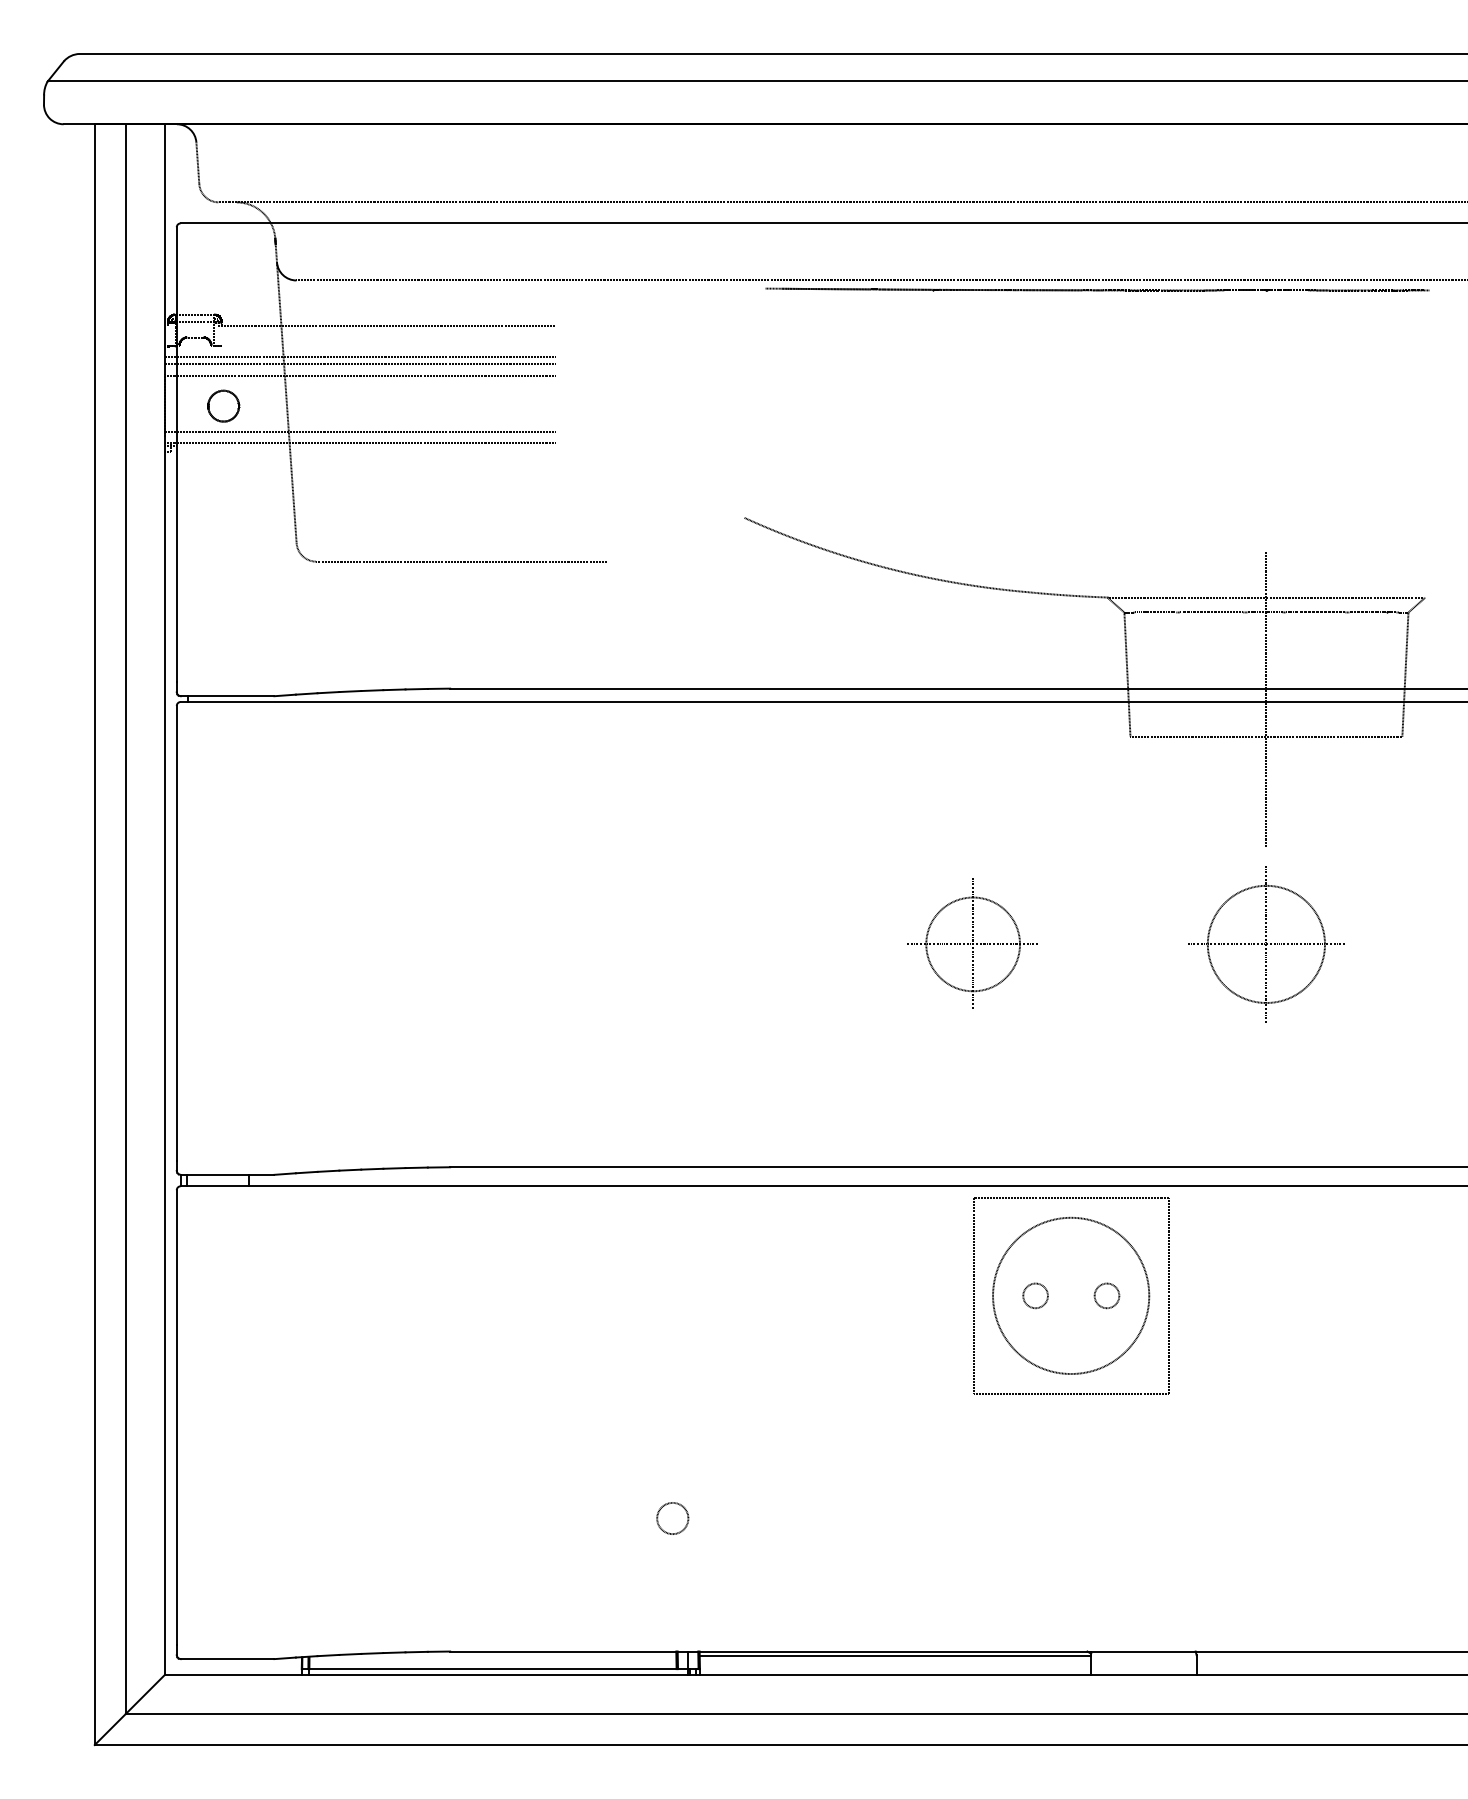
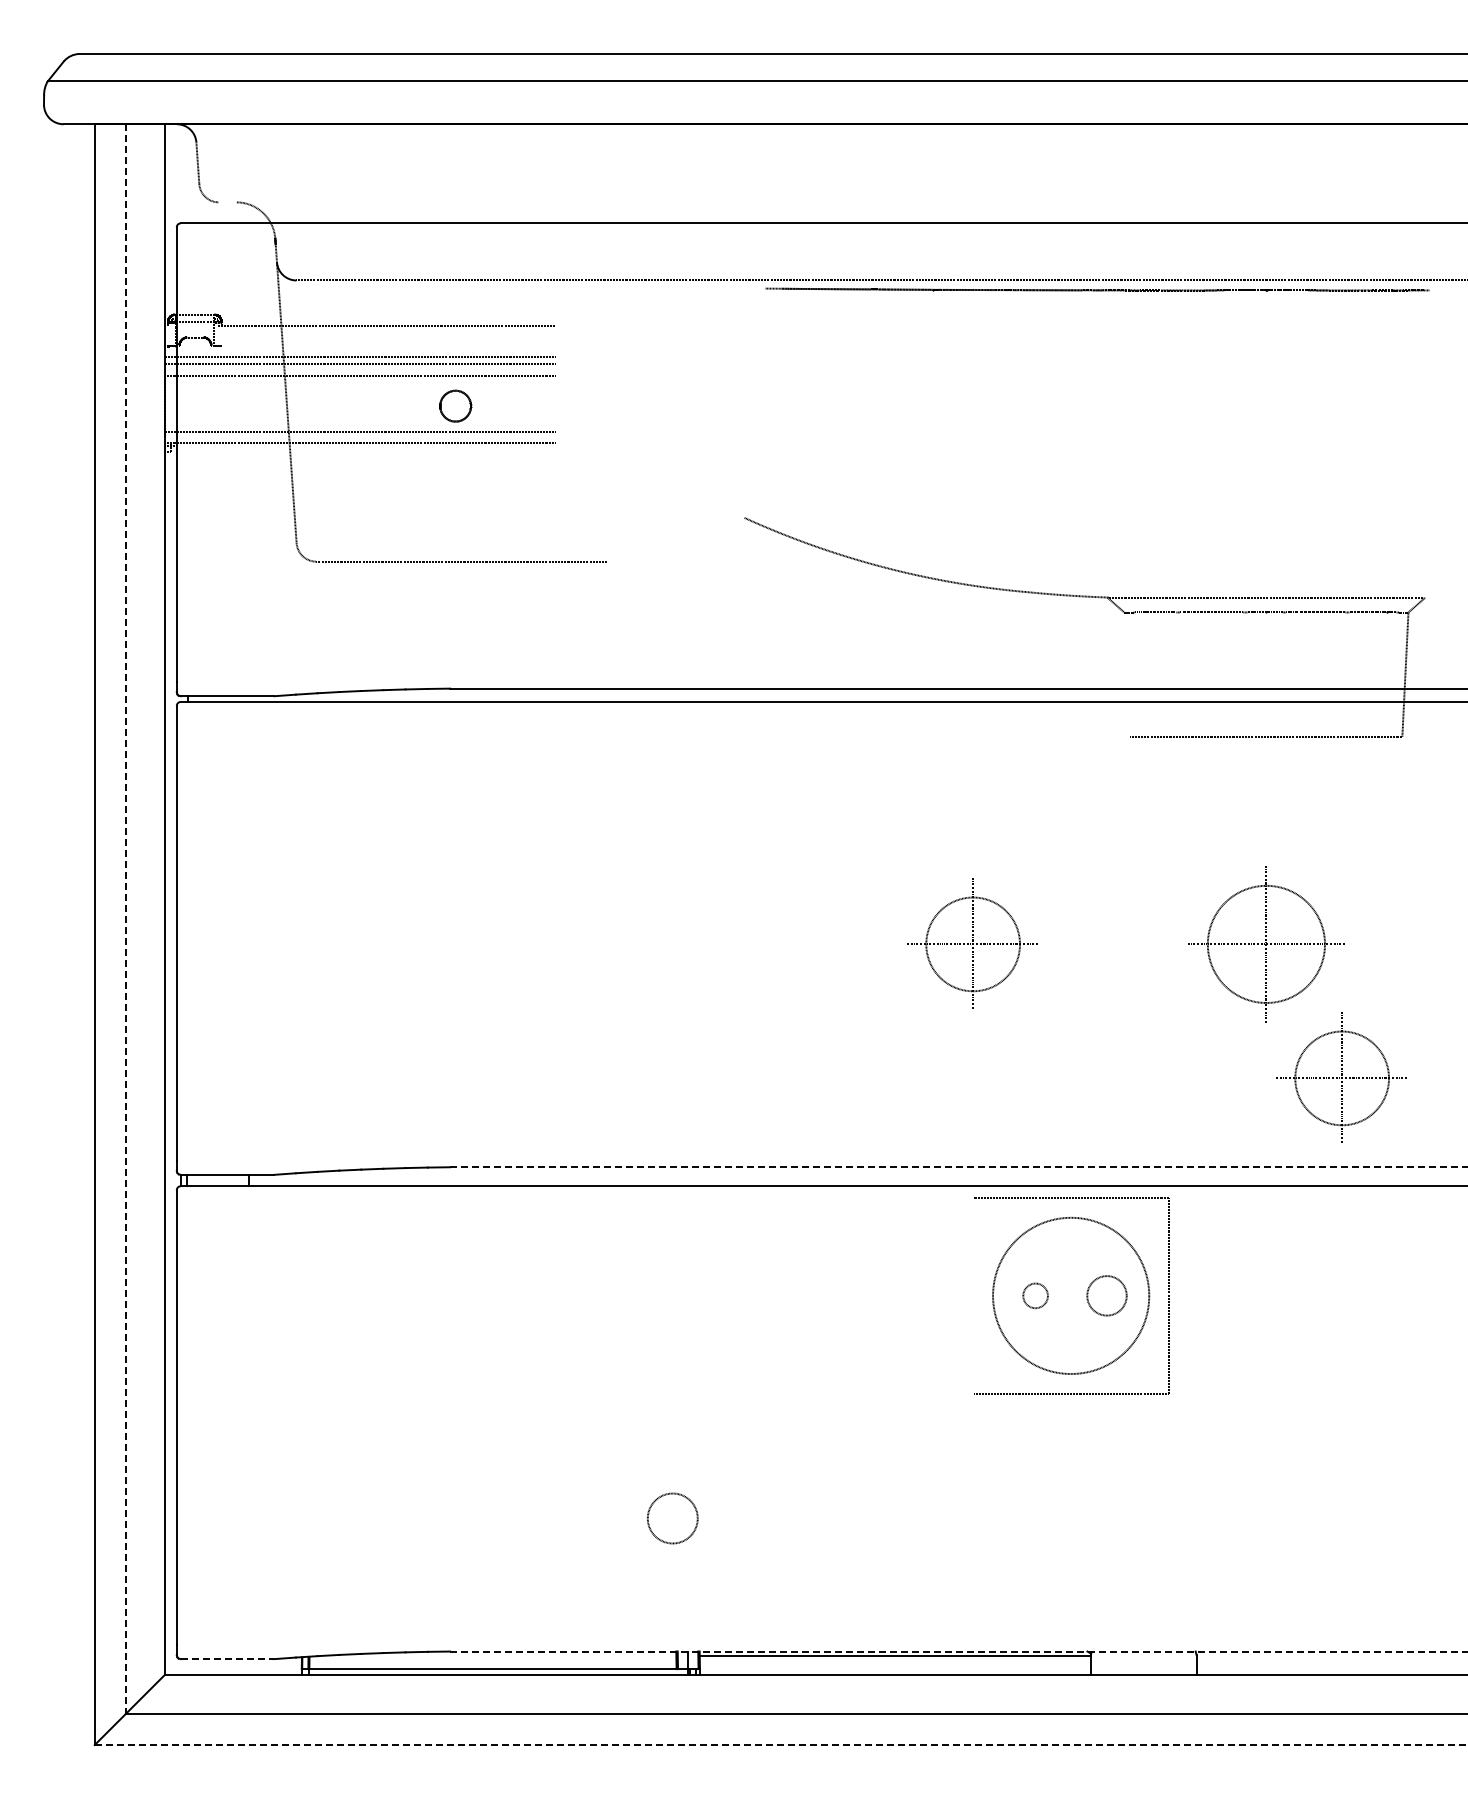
line: present -> none (841, 202)
part position: (223, 405) -> (455, 405) (455, 405)
line: present -> none (1127, 674)
line: present -> none (1266, 698)
line: solid -> dashed (126, 919)
part: none -> present (1341, 1077)
line: solid -> dashed (959, 1167)
line: present -> none (973, 1295)
circle size: 28x28 px -> 42x42 px (1106, 1295)
circle diameter: 31 px -> 50 px (672, 1518)
line: solid -> dashed (959, 1651)
line: solid -> dashed (227, 1659)
line: solid -> dashed (781, 1745)
